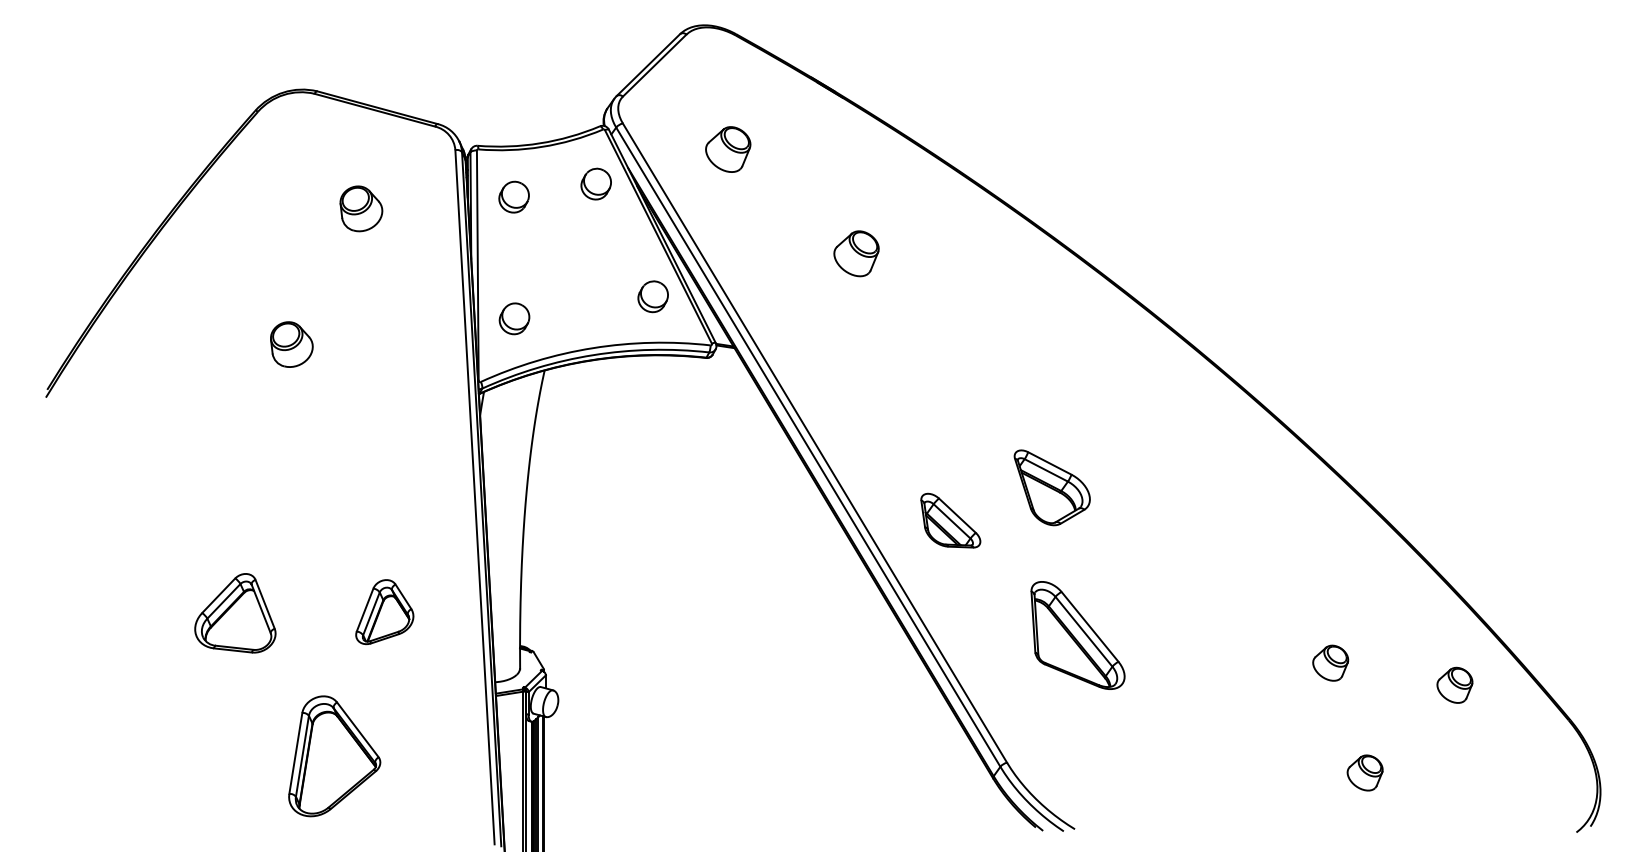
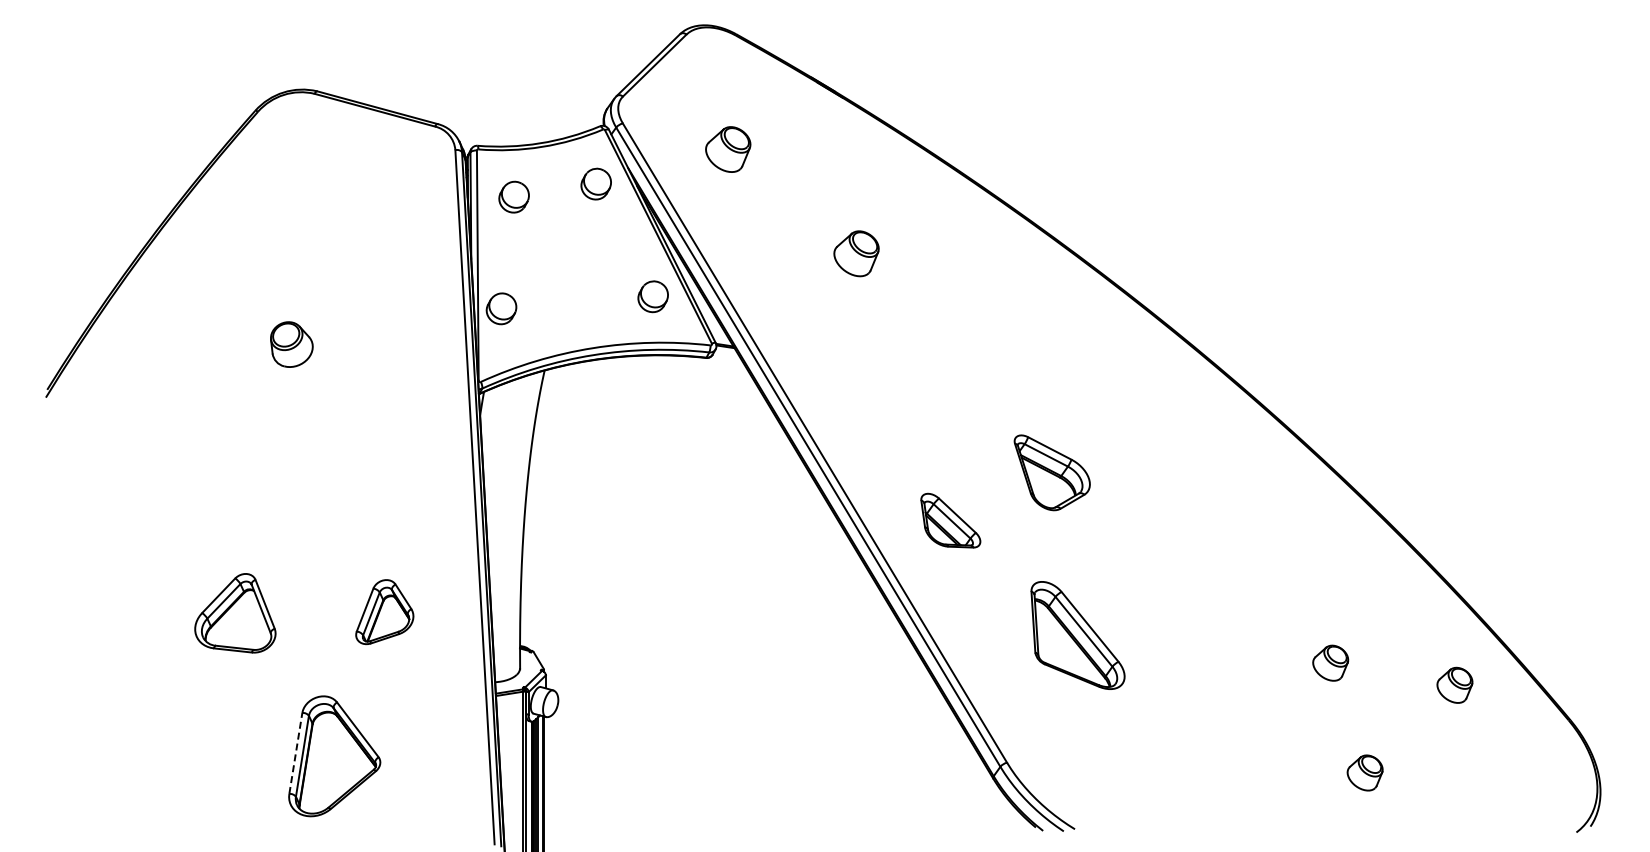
part: present -> none (361, 208)
part position: (514, 318) -> (501, 308) (501, 308)
part position: (1051, 487) -> (1051, 472) (1051, 472)
line: solid -> dashed (295, 753)
